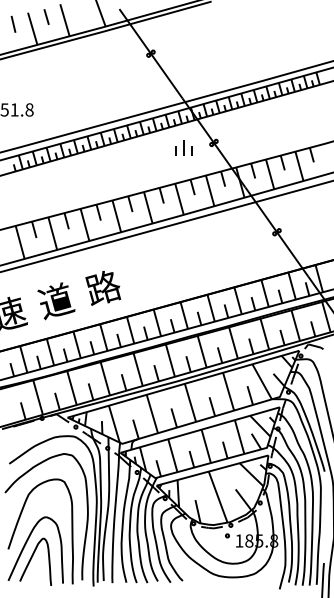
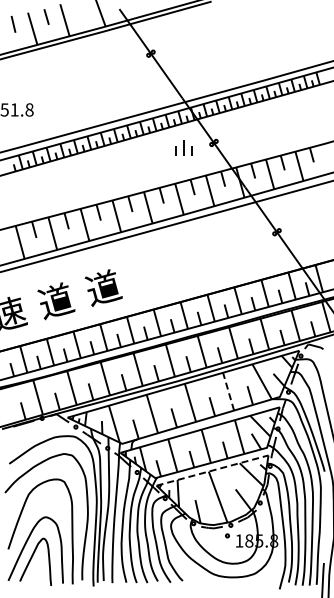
text: 路 -> 道 (103, 287)
line: solid -> dashed (228, 391)
line: solid -> dashed (212, 470)
